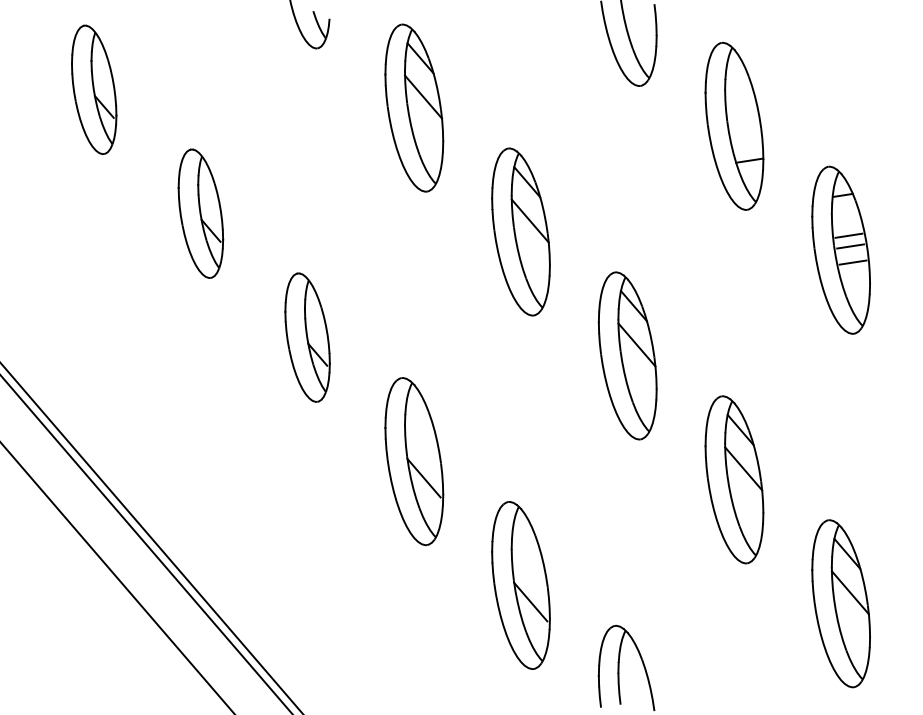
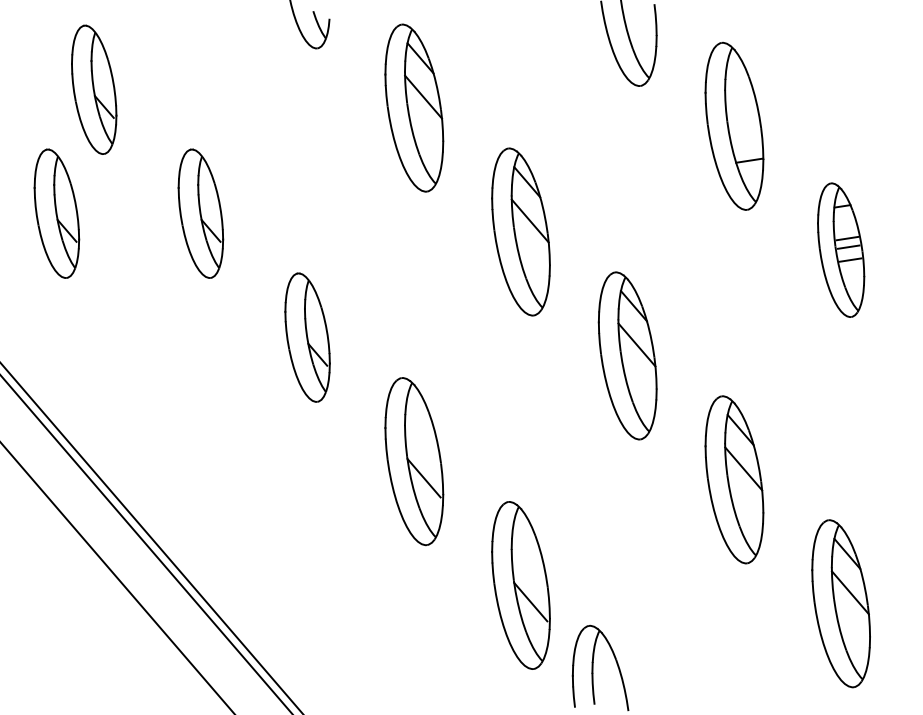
part: none -> present (56, 213)
part size: 60x170 px -> 49x136 px (841, 249)
part position: (619, 667) -> (593, 667) (593, 667)
